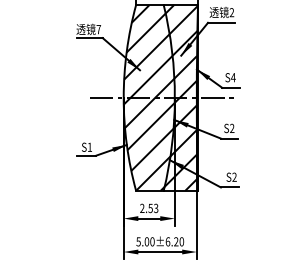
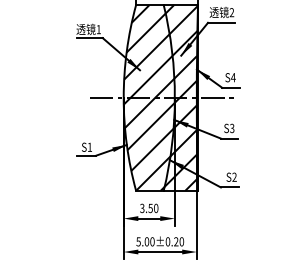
text: 7 -> 1 (98, 29)
text: S2 -> S3 (232, 129)
text: 2.53 -> 3.50 (149, 208)
text: 5.00±6.20 -> 5.00±0.20 (167, 241)
